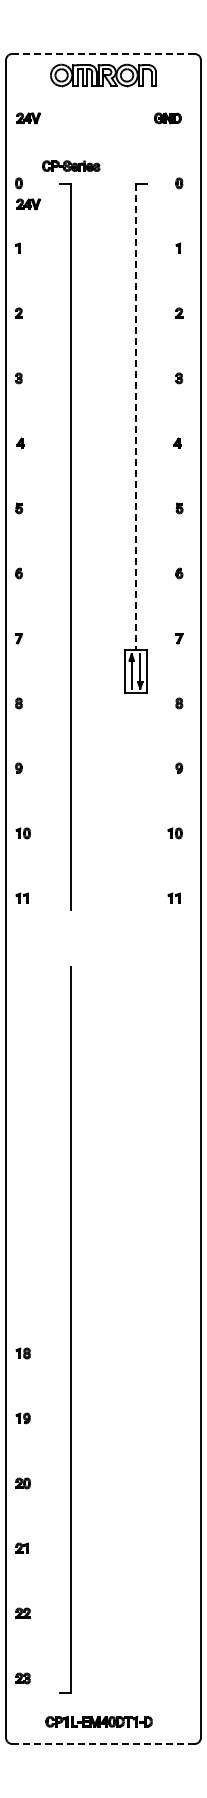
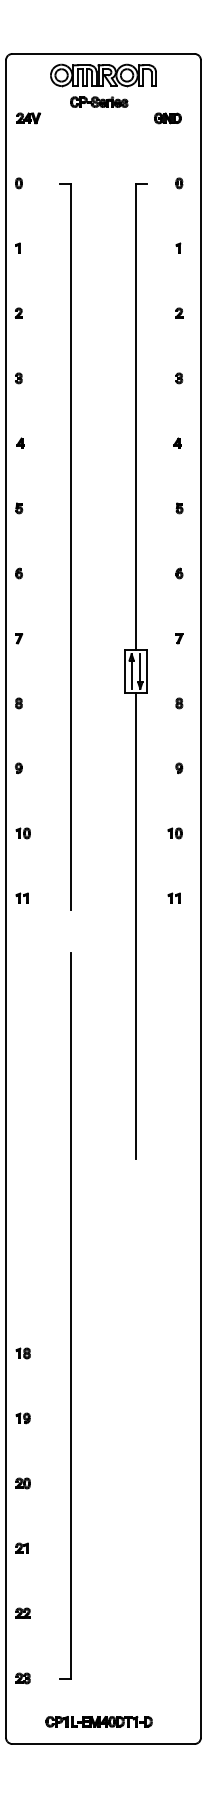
line: dashed -> solid (103, 53)
part position: (71, 165) -> (99, 101) (99, 101)
part: present -> none (28, 204)
line: dashed -> solid (136, 416)
line: none -> present (136, 926)
part position: (65, 1329) -> (65, 1315) (65, 1315)
line: dashed -> solid (102, 1744)
